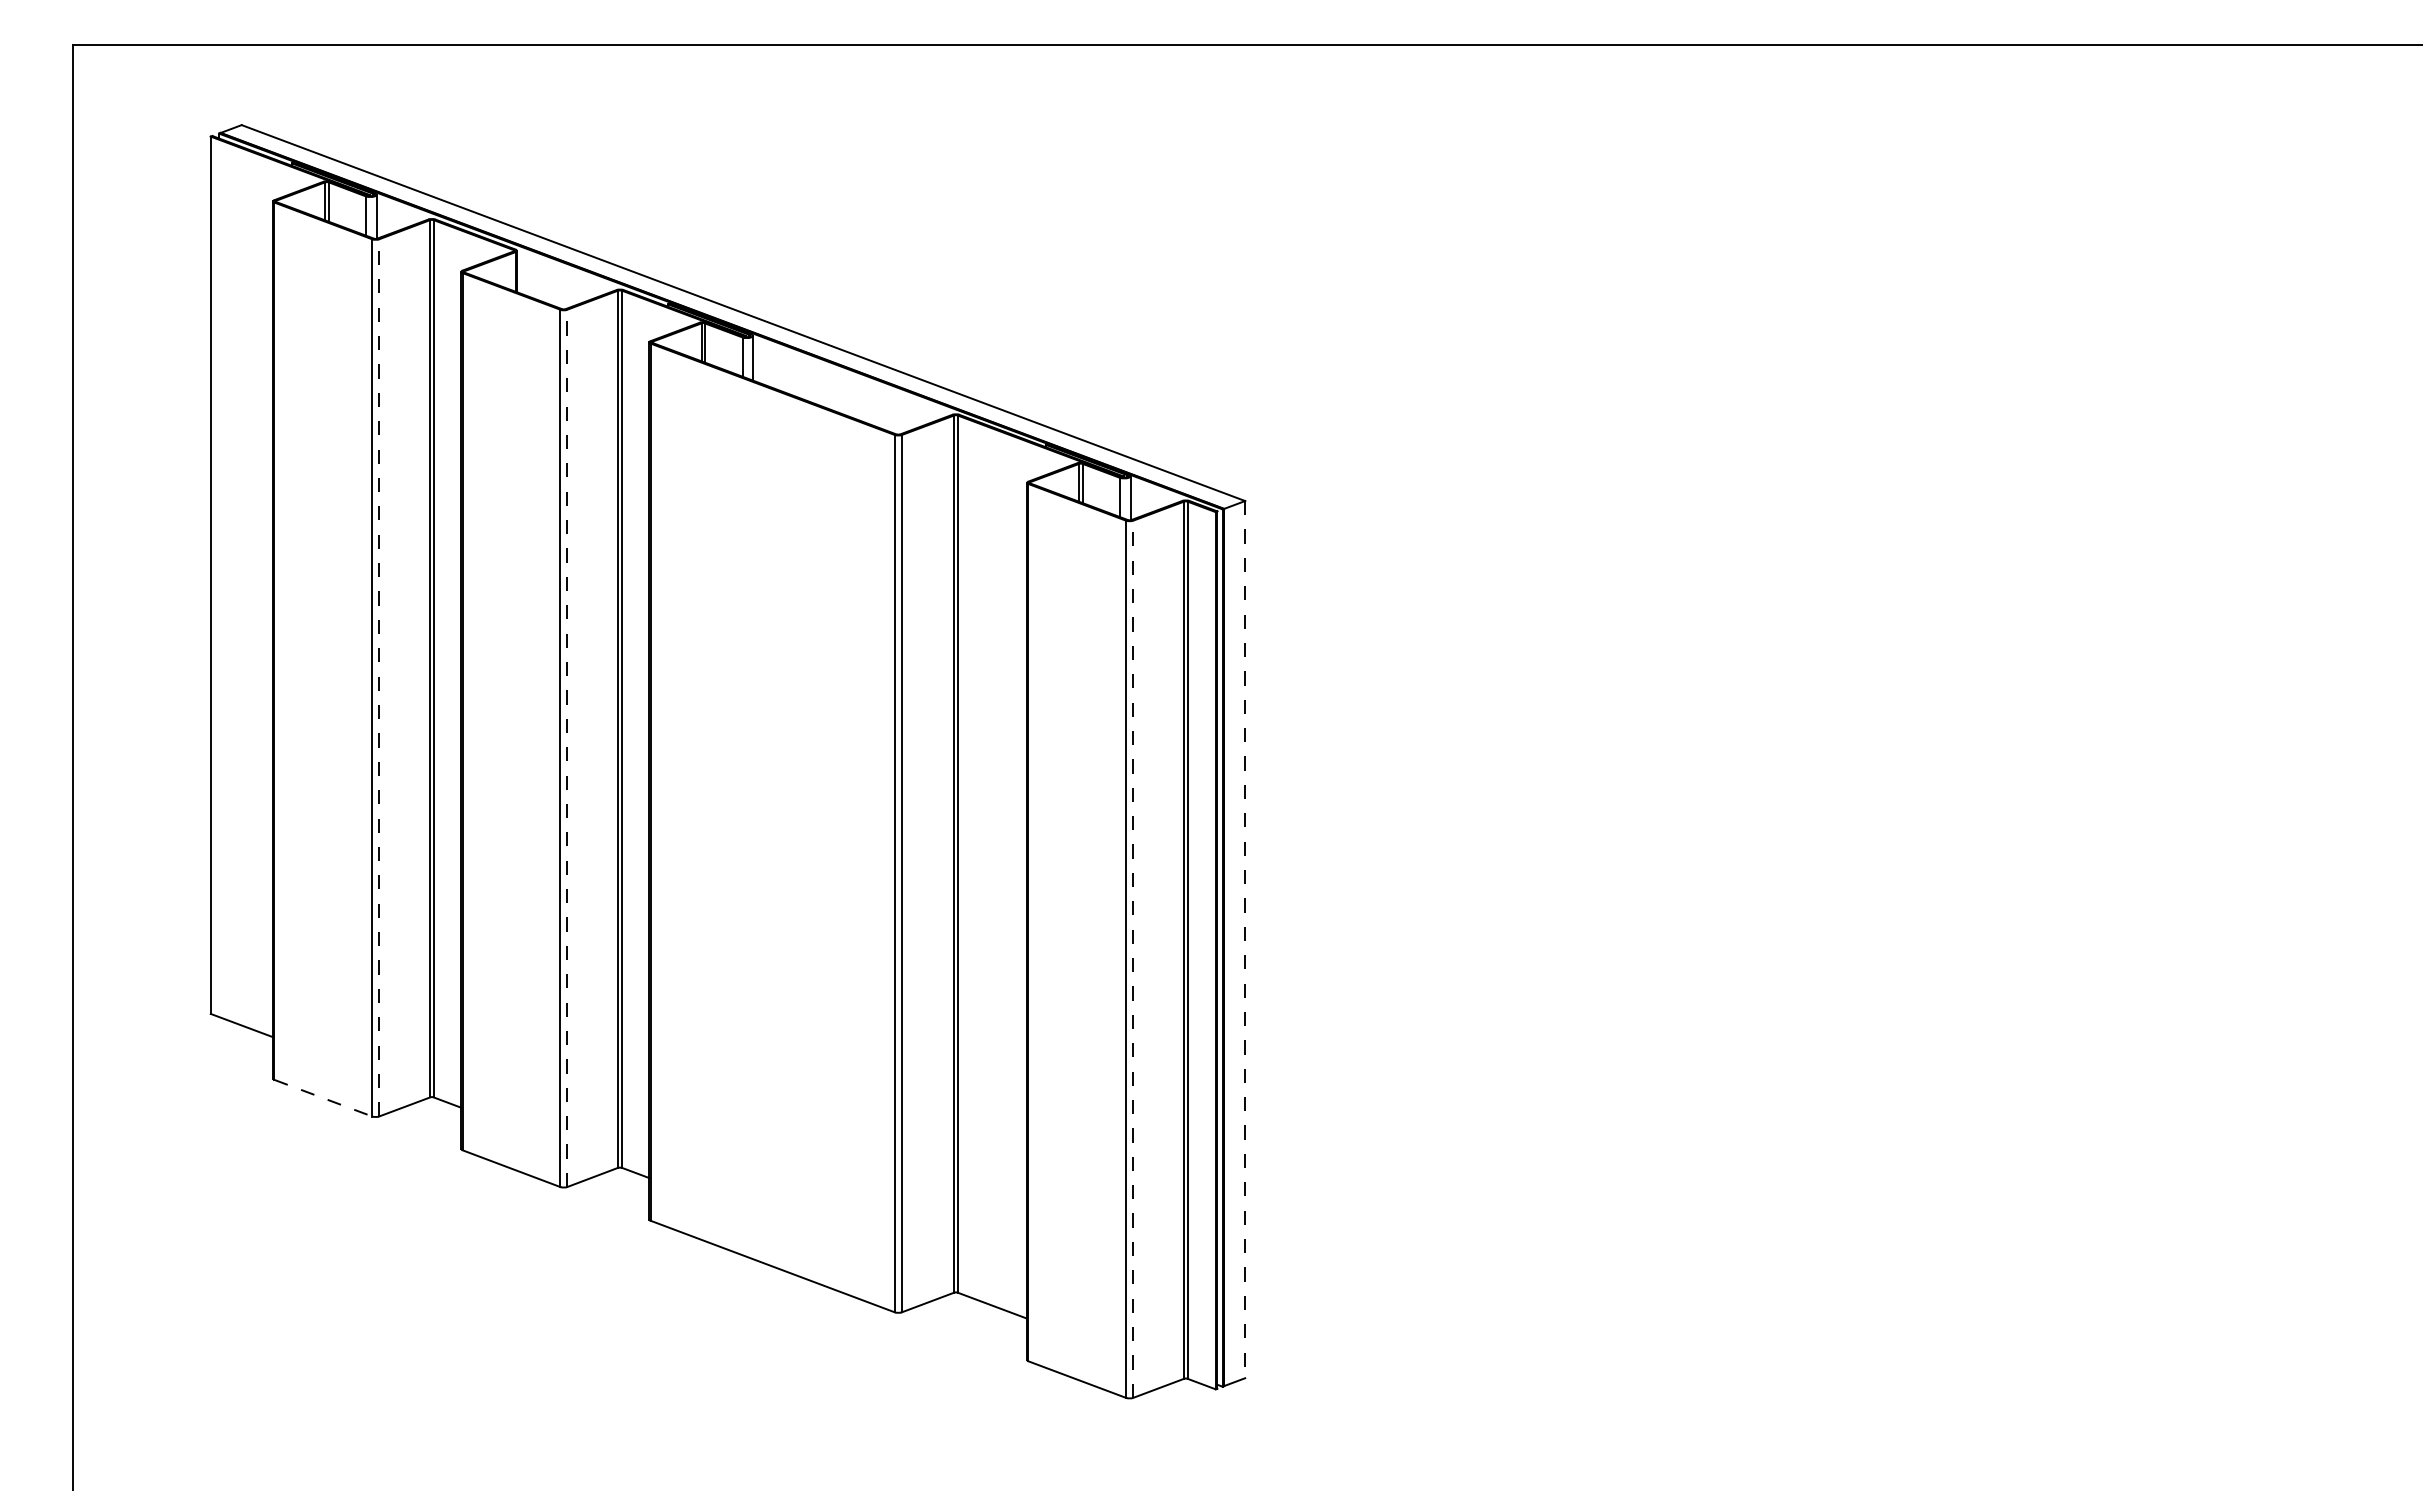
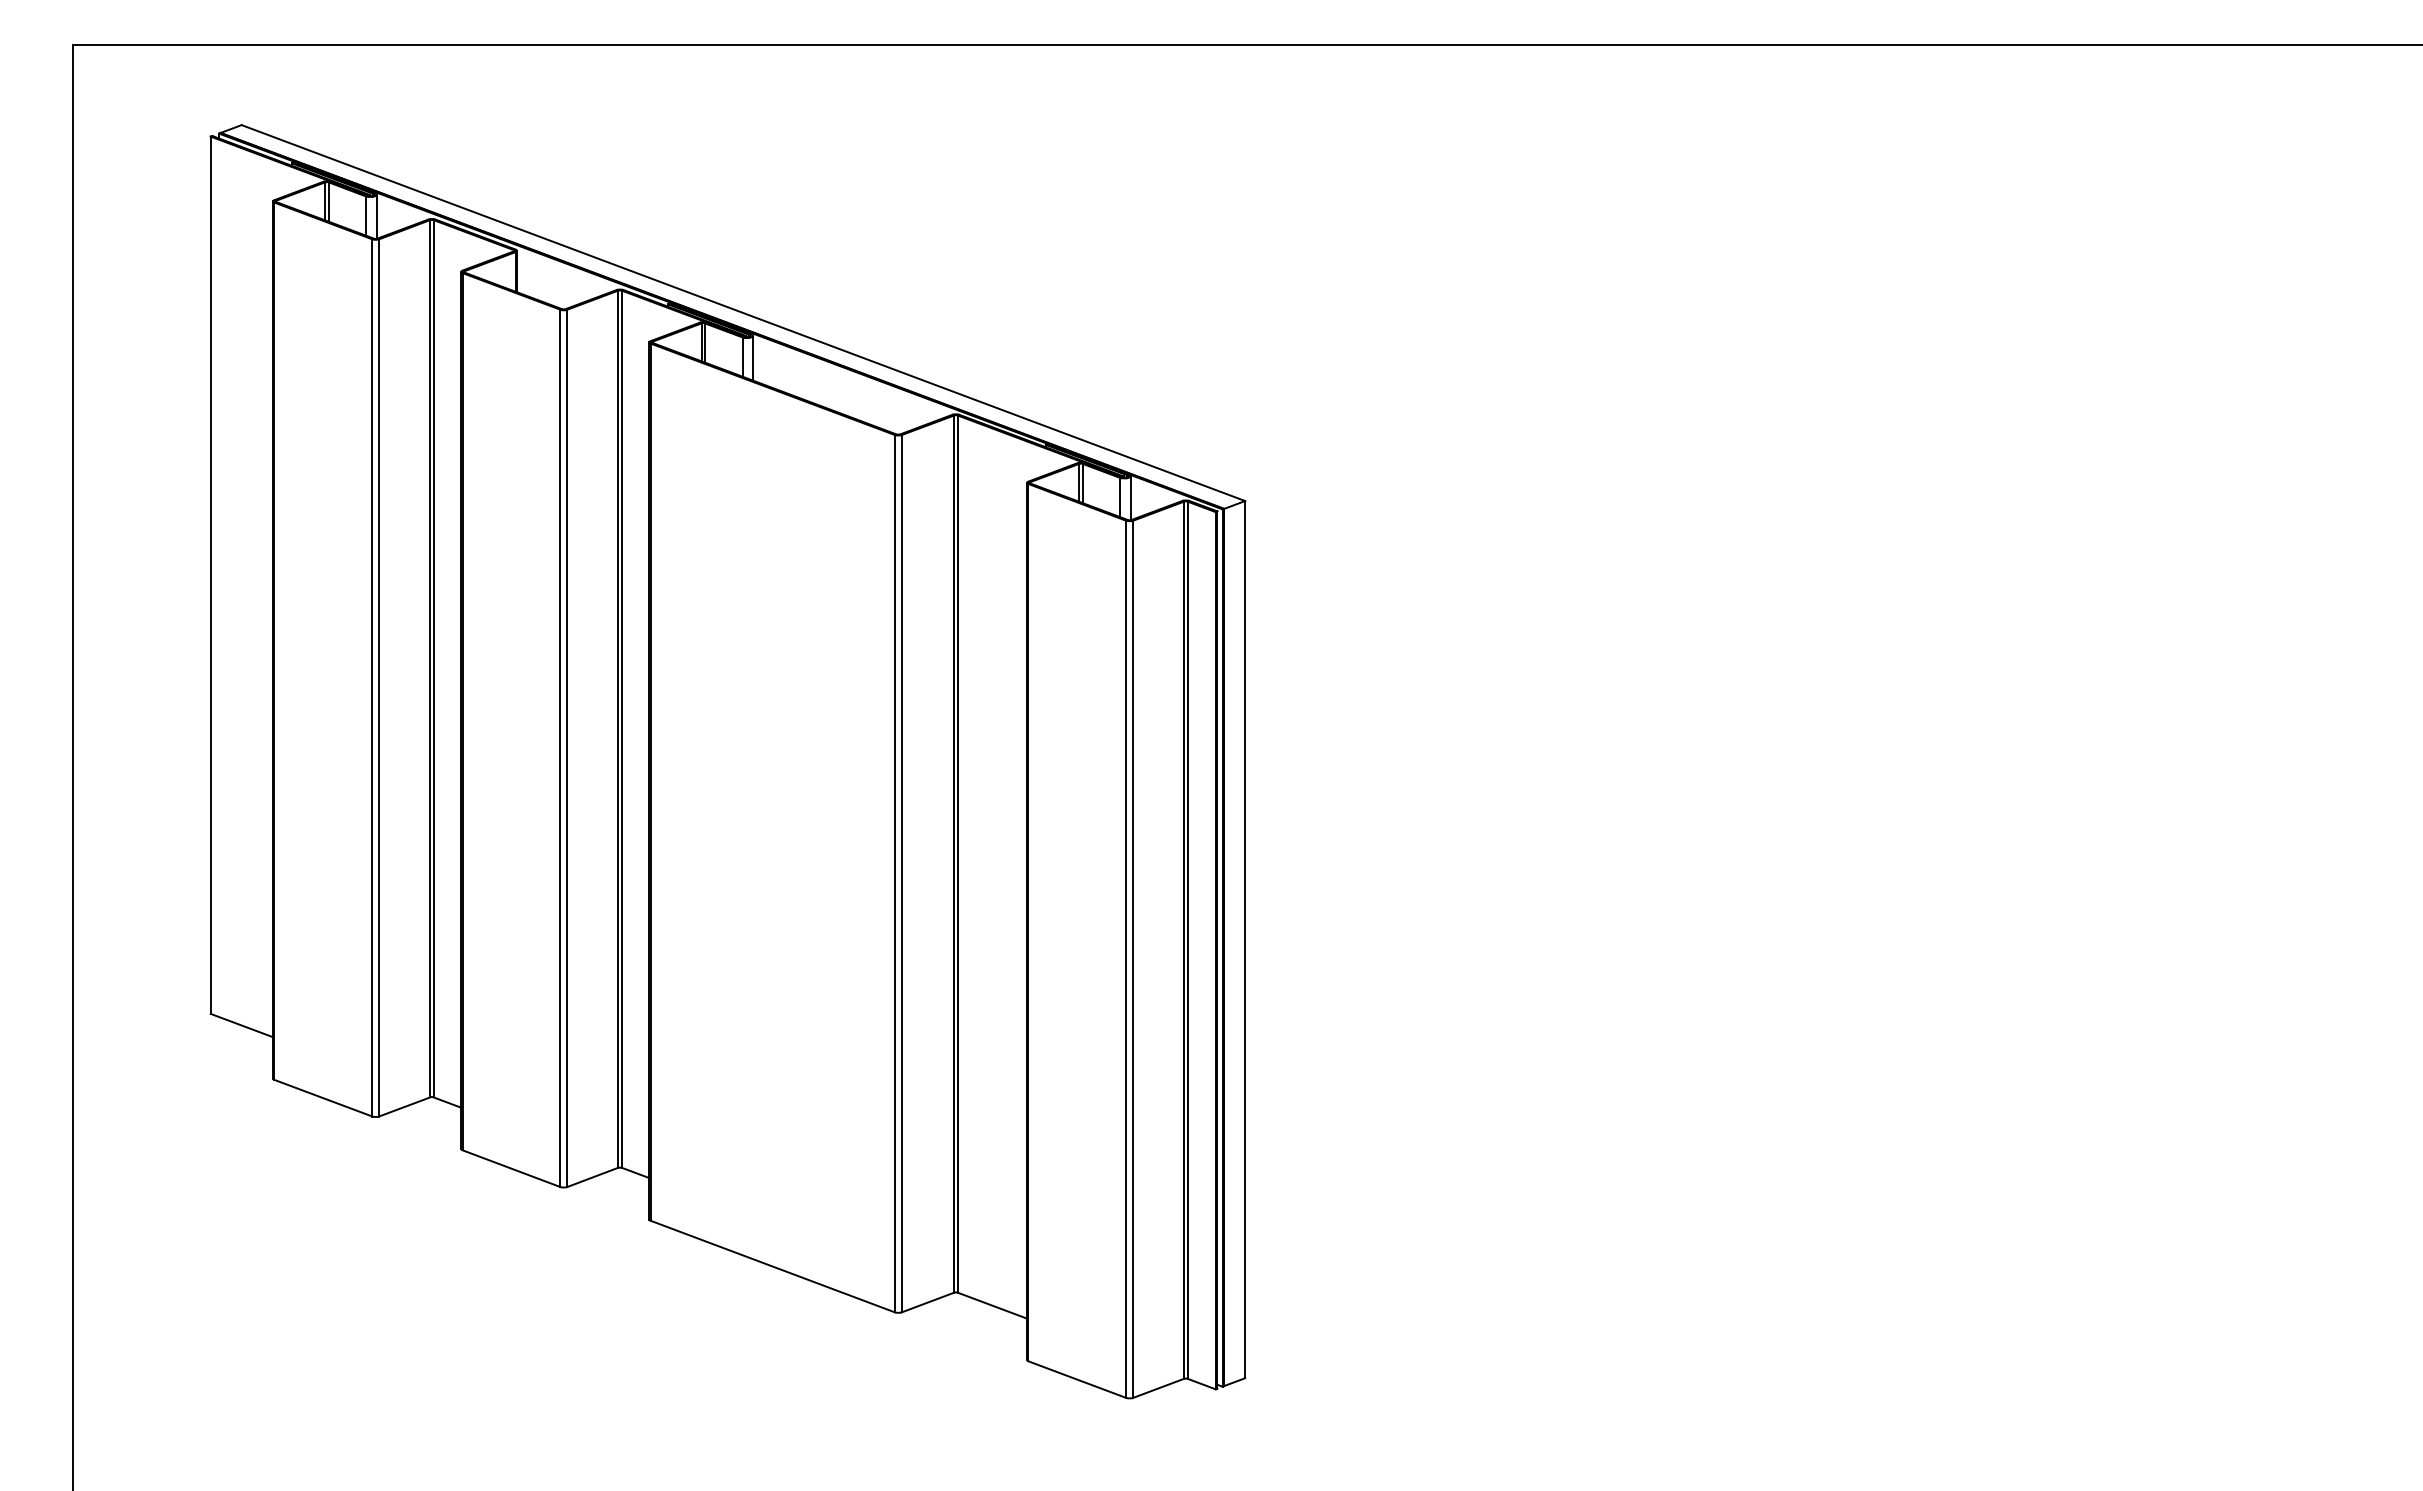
line: dashed -> solid (379, 677)
line: dashed -> solid (567, 748)
line: dashed -> solid (1245, 939)
line: dashed -> solid (1133, 959)
line: dashed -> solid (323, 1098)
